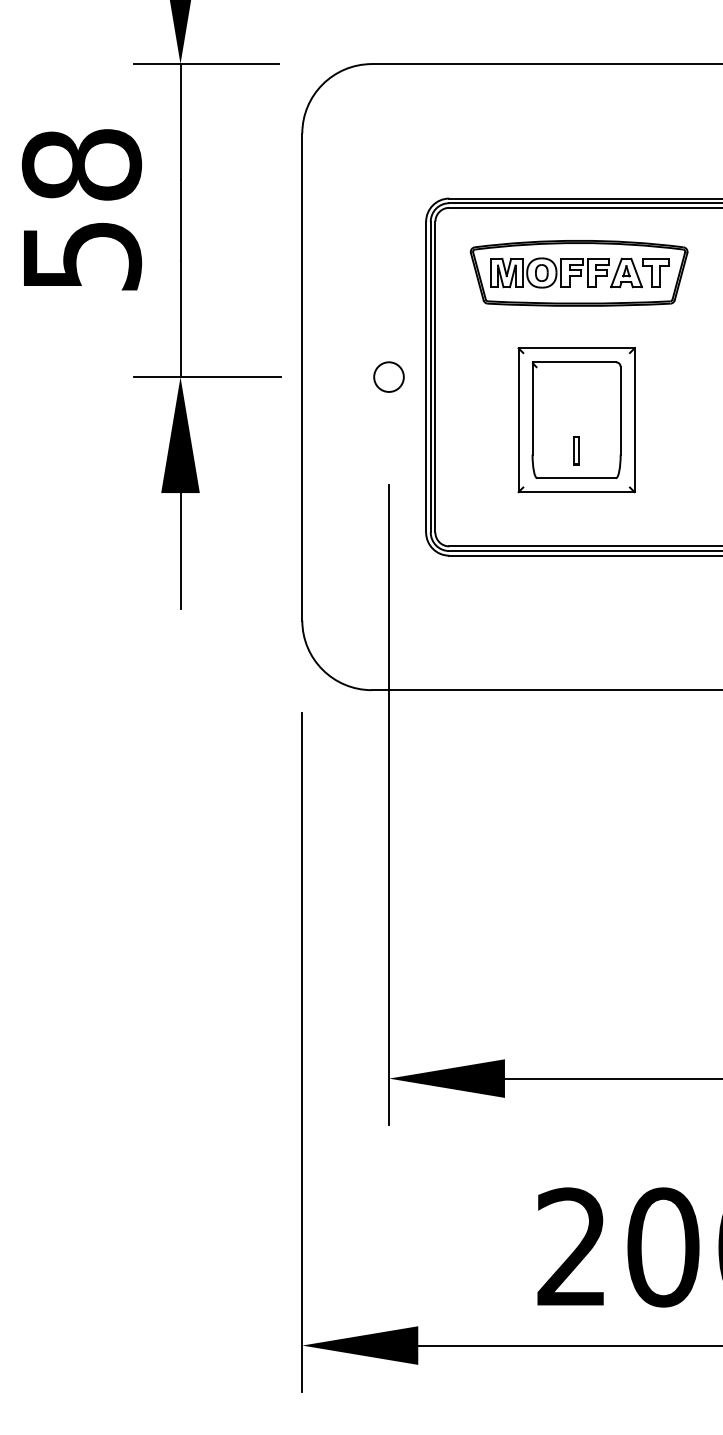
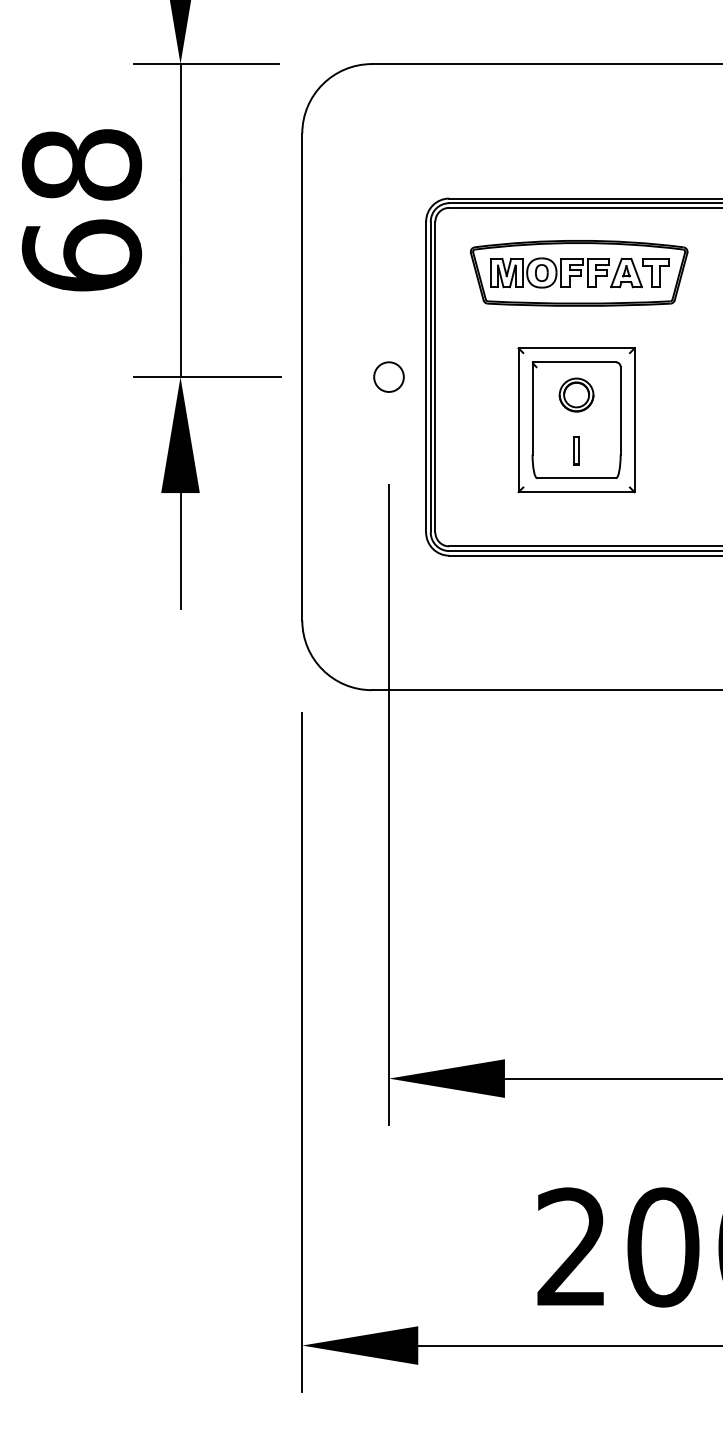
text: 58 -> 68 (81, 255)
part: none -> present (576, 394)
